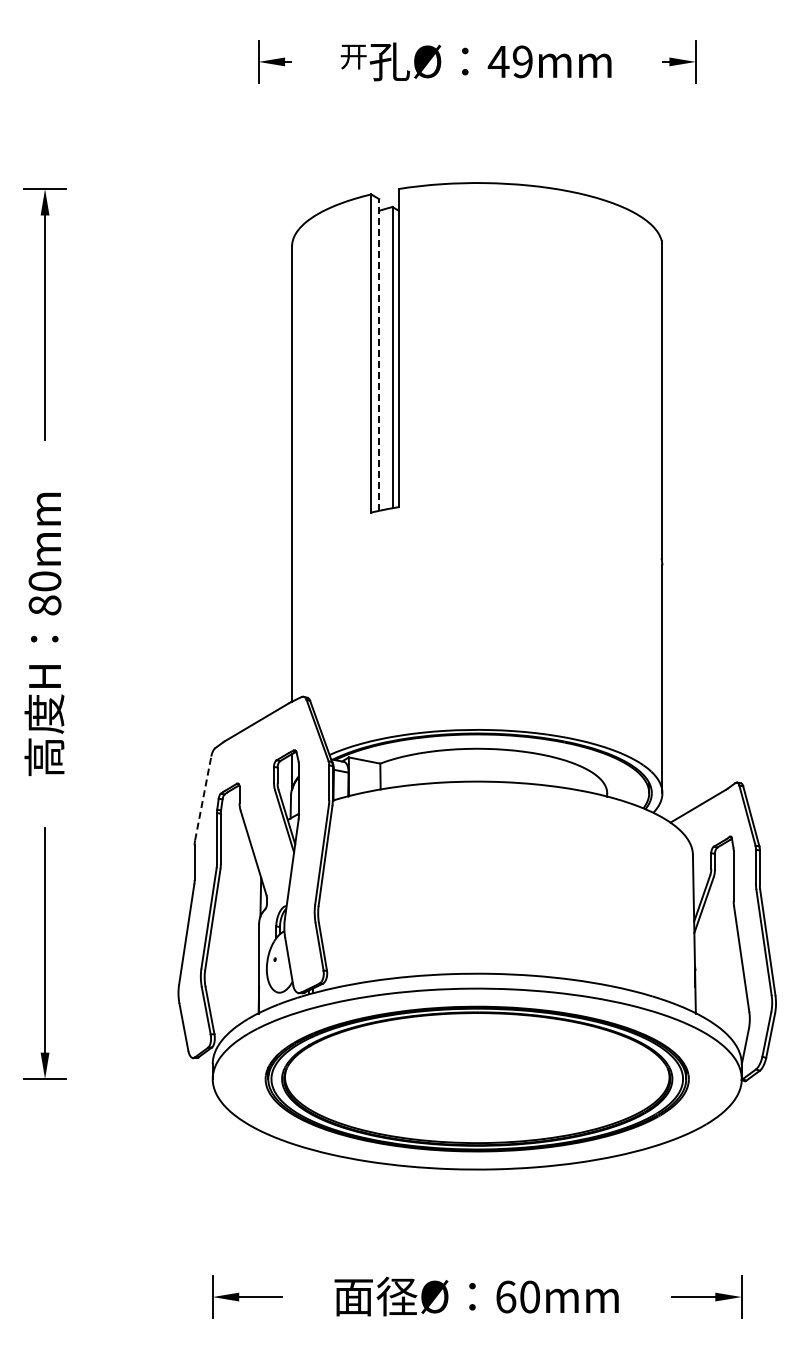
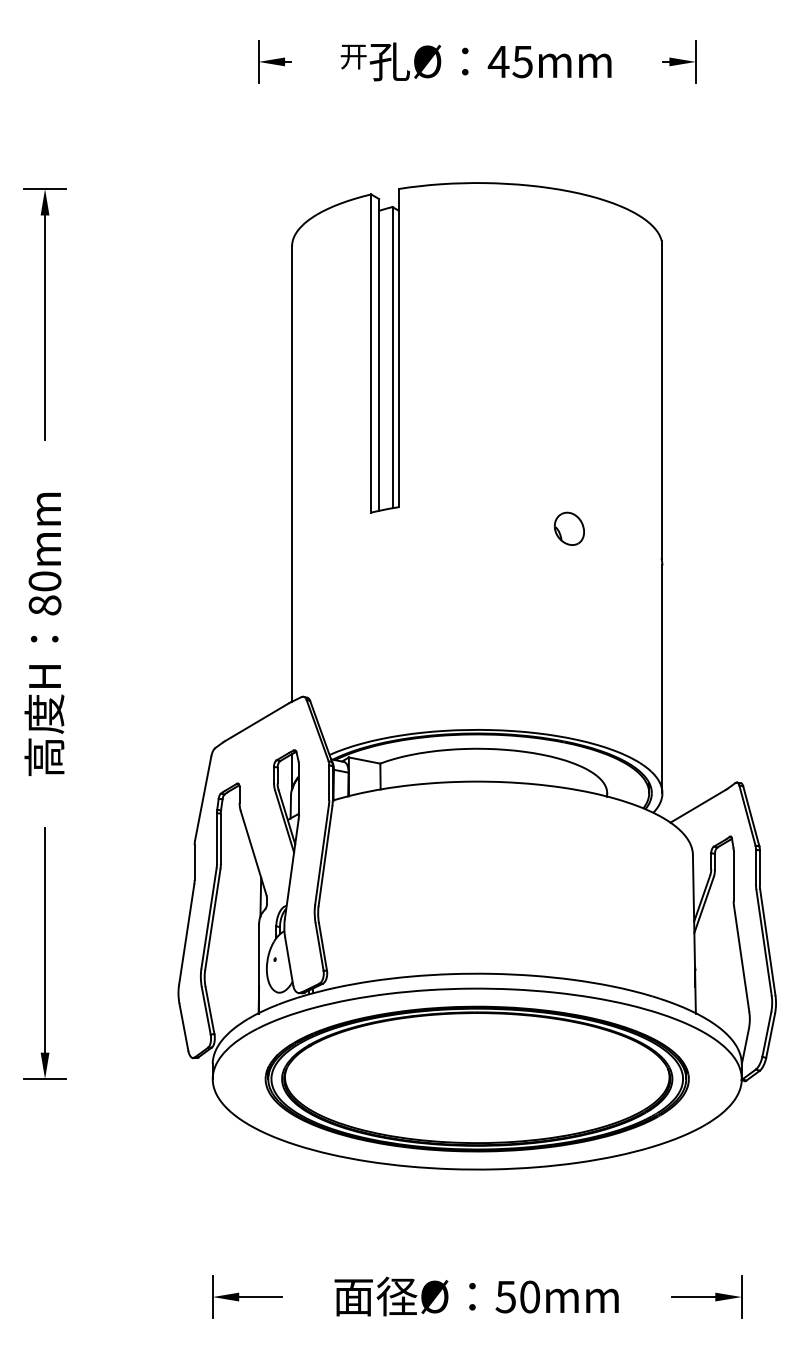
text: 49mm -> 45mm (522, 61)
line: dashed -> solid (379, 355)
part: none -> present (568, 528)
line: dashed -> solid (203, 798)
text: 60mm -> 50mm (505, 1296)
